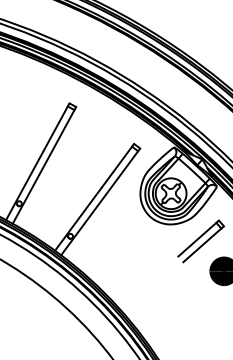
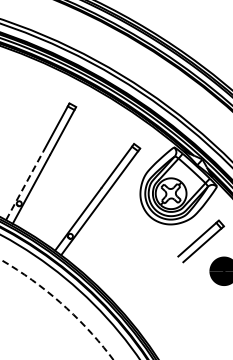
line: solid -> dashed (24, 186)
arc: solid -> dashed (60, 303)
